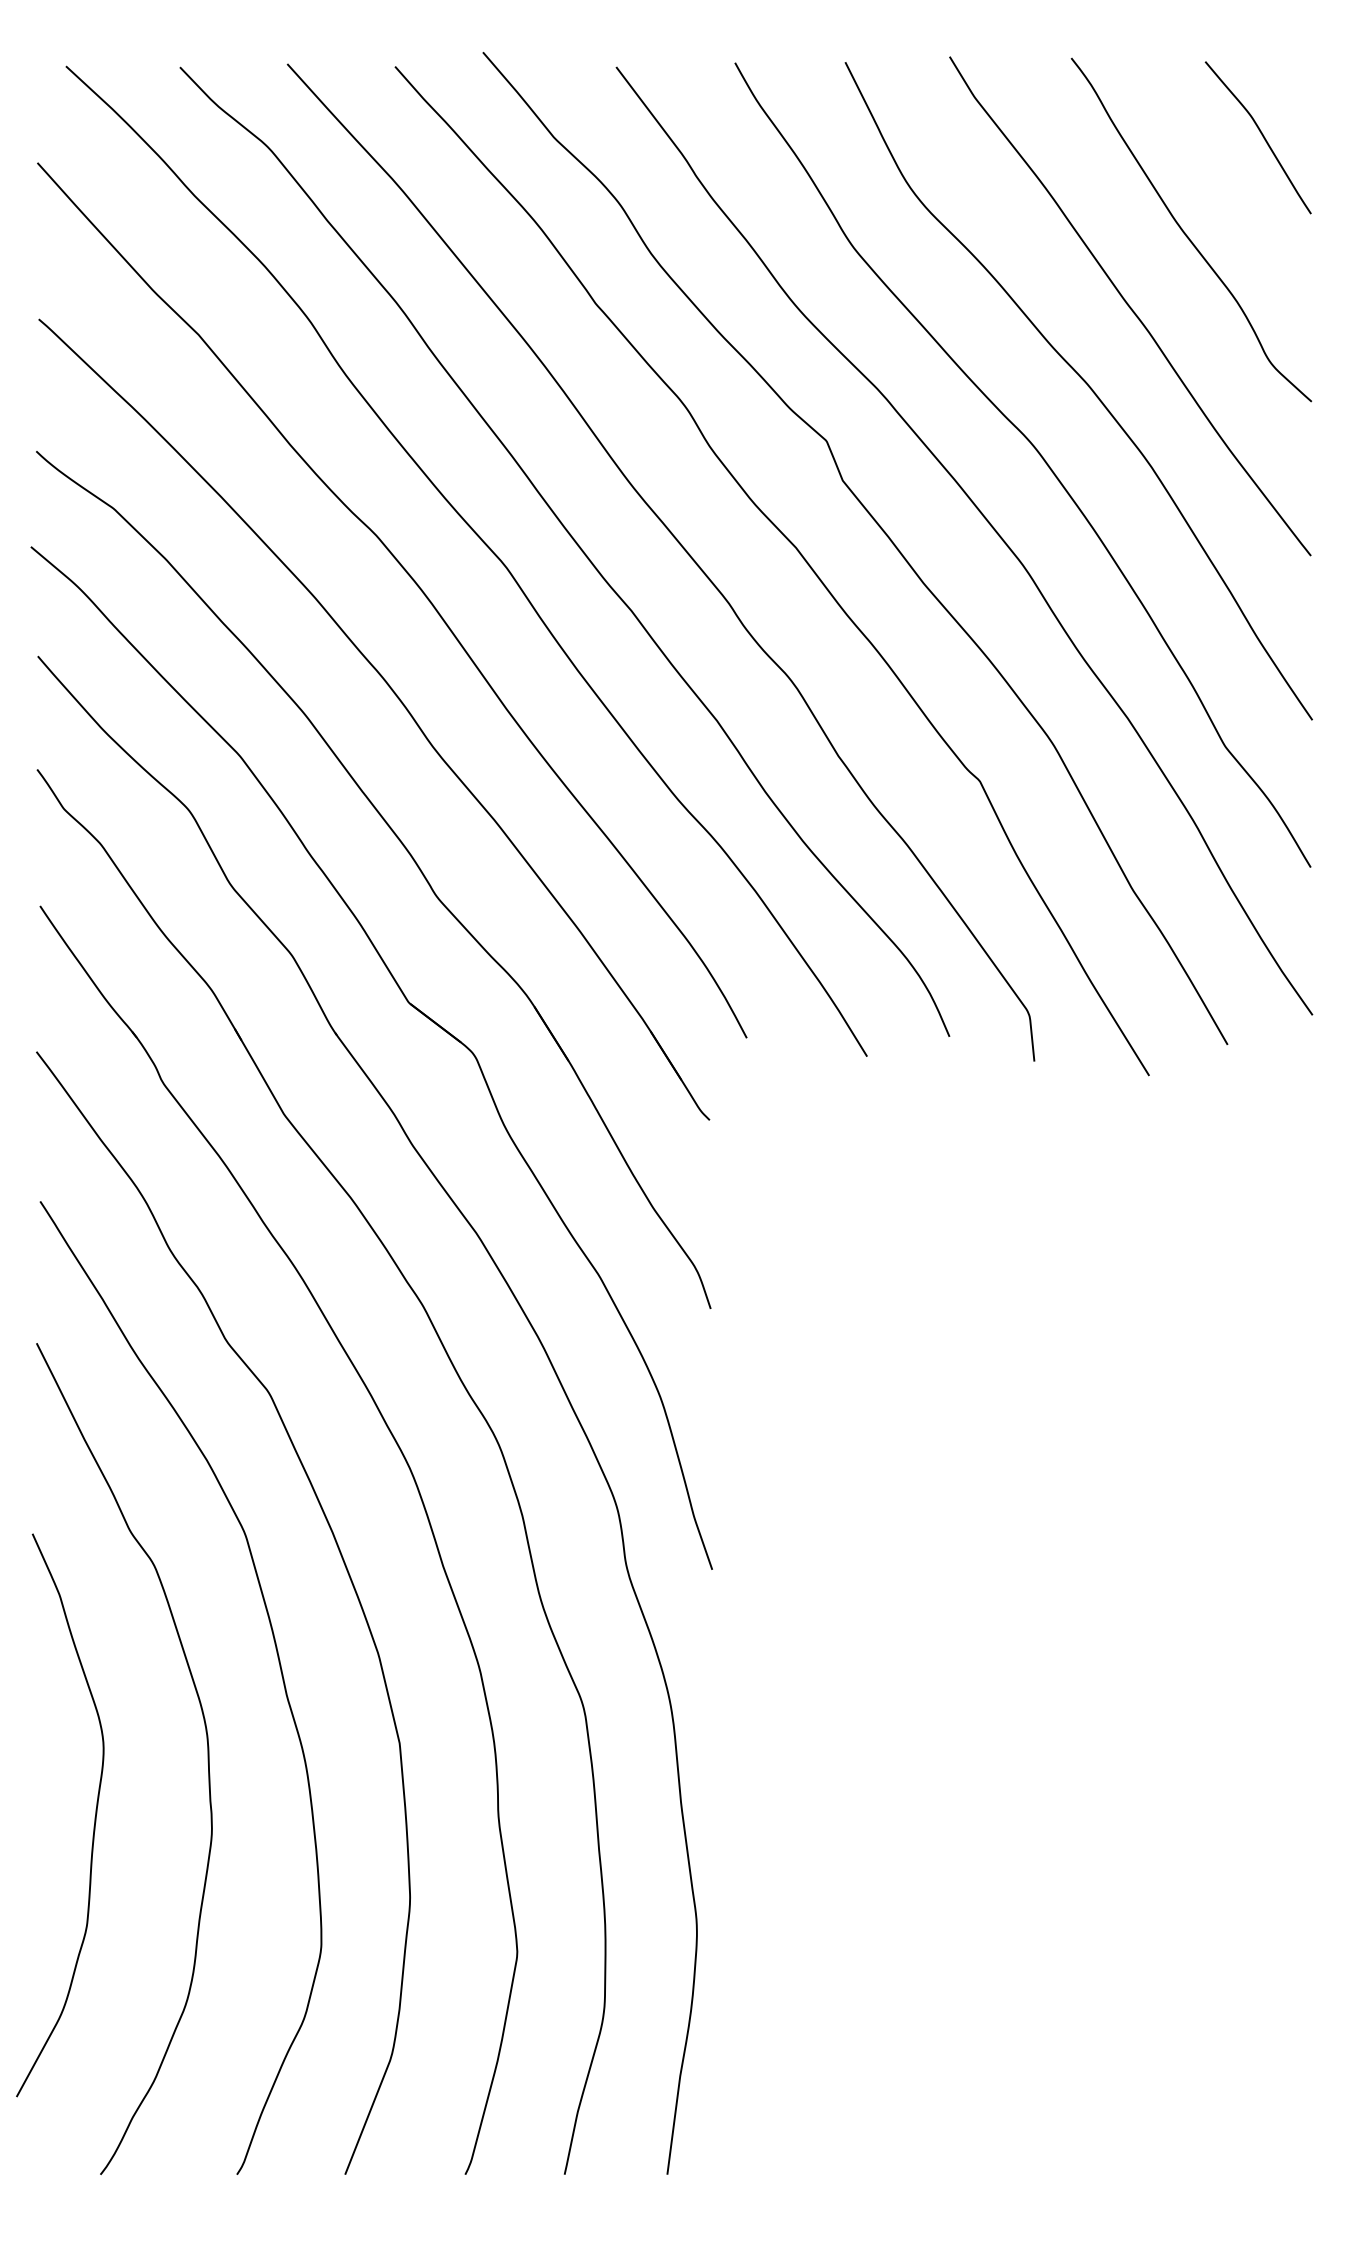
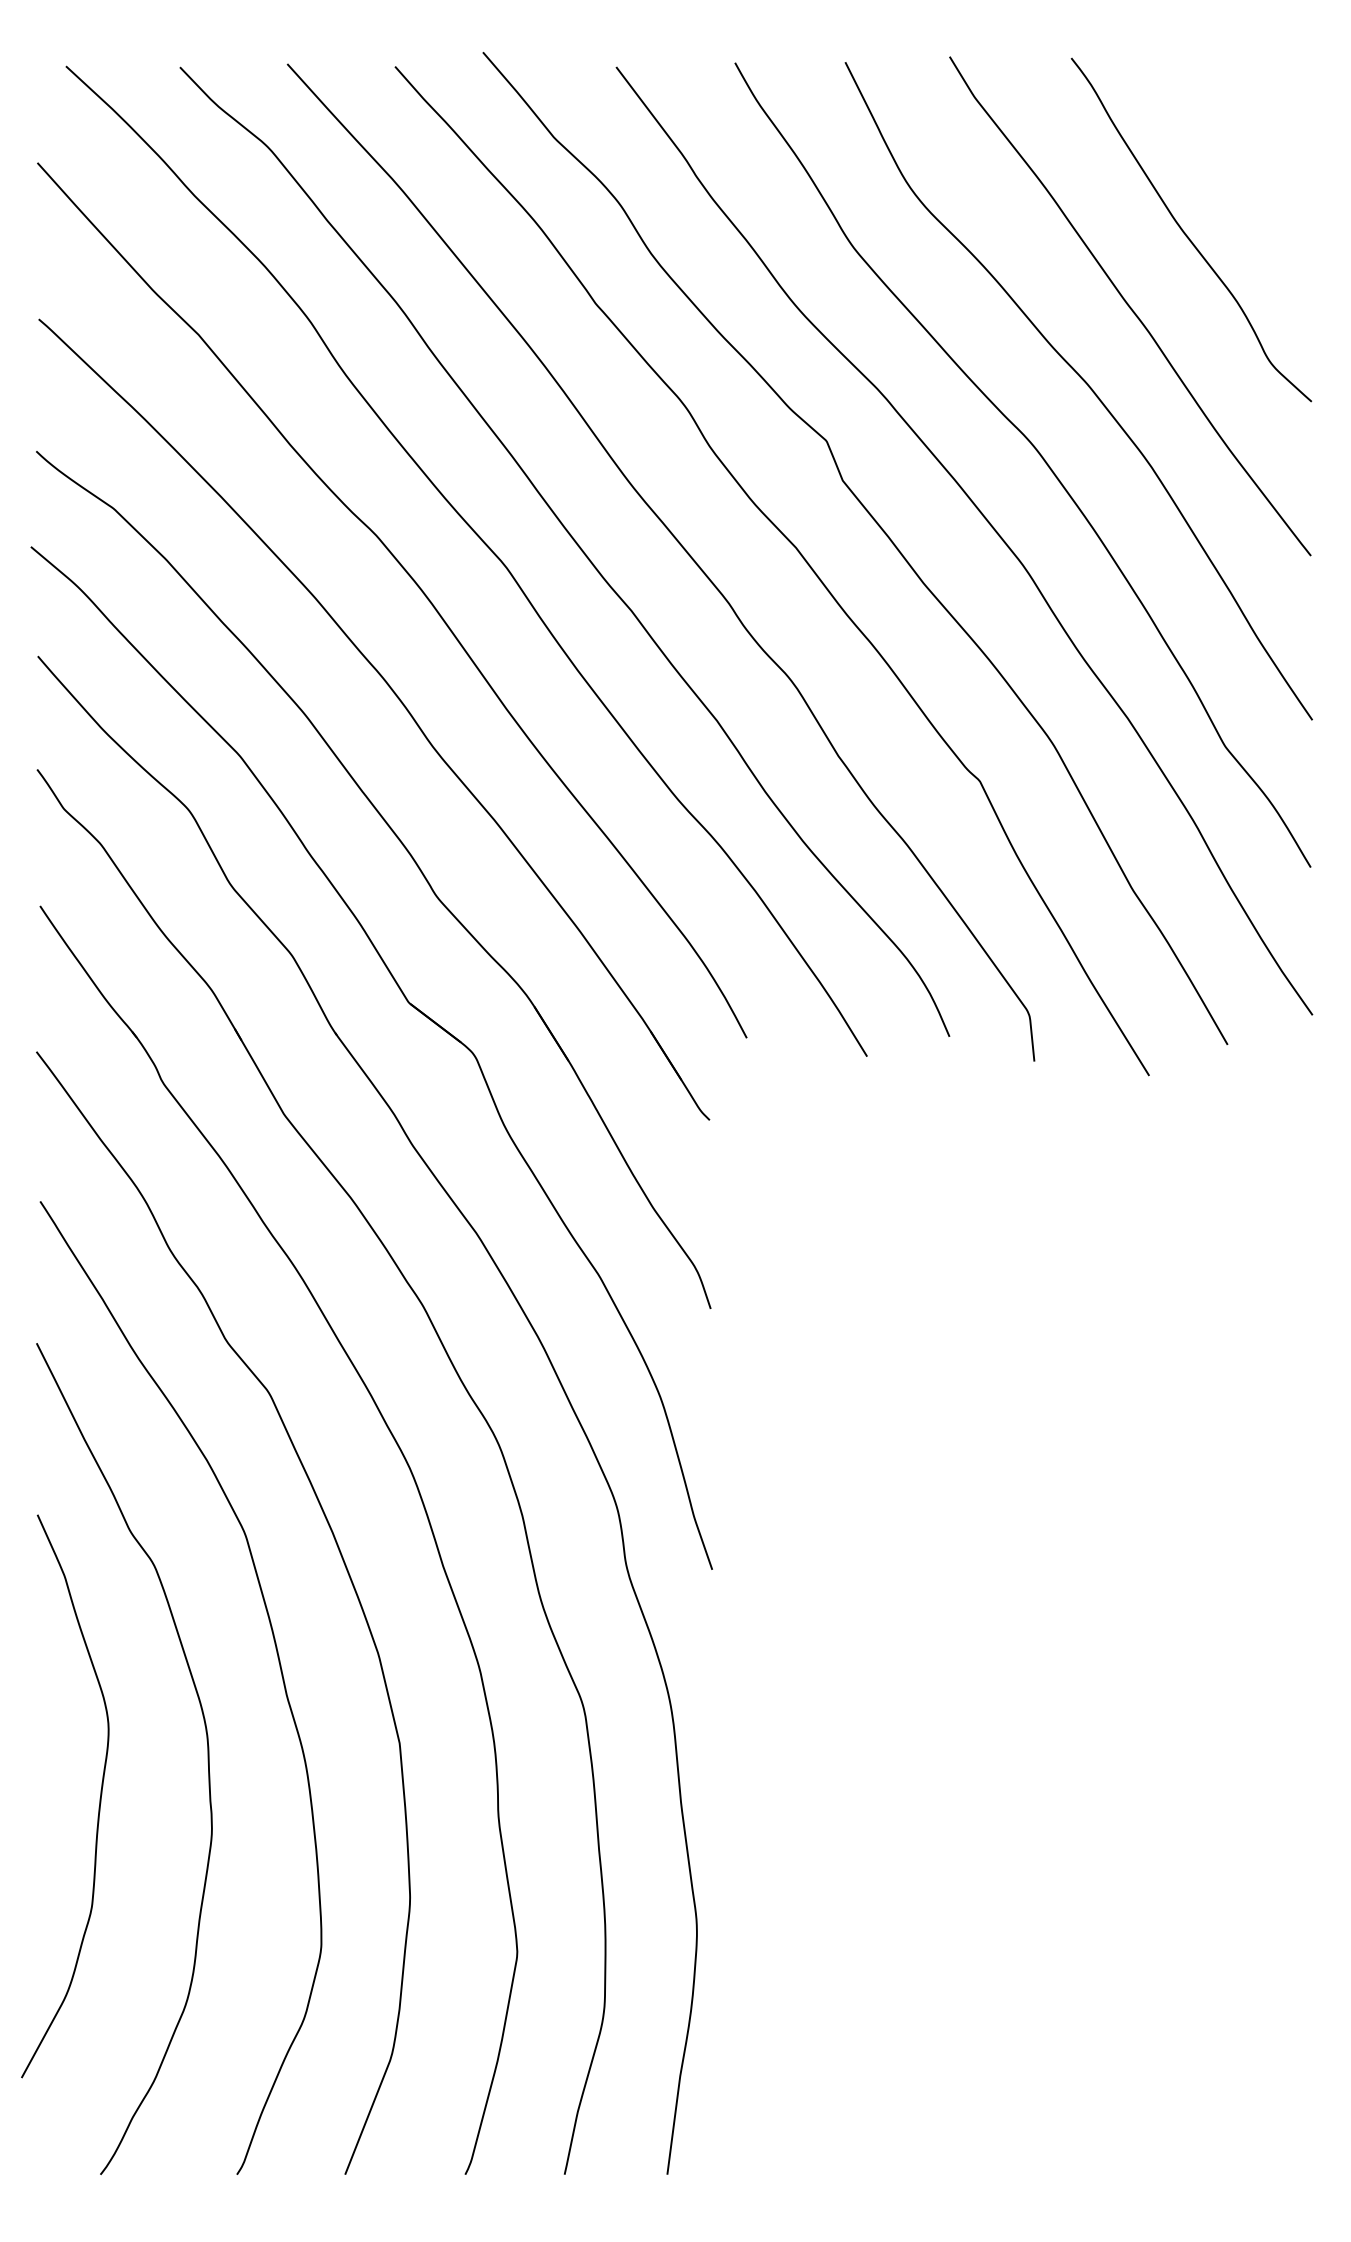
curve: present -> none (1261, 135)
curve position: (94, 1817) -> (99, 1798) (99, 1798)
